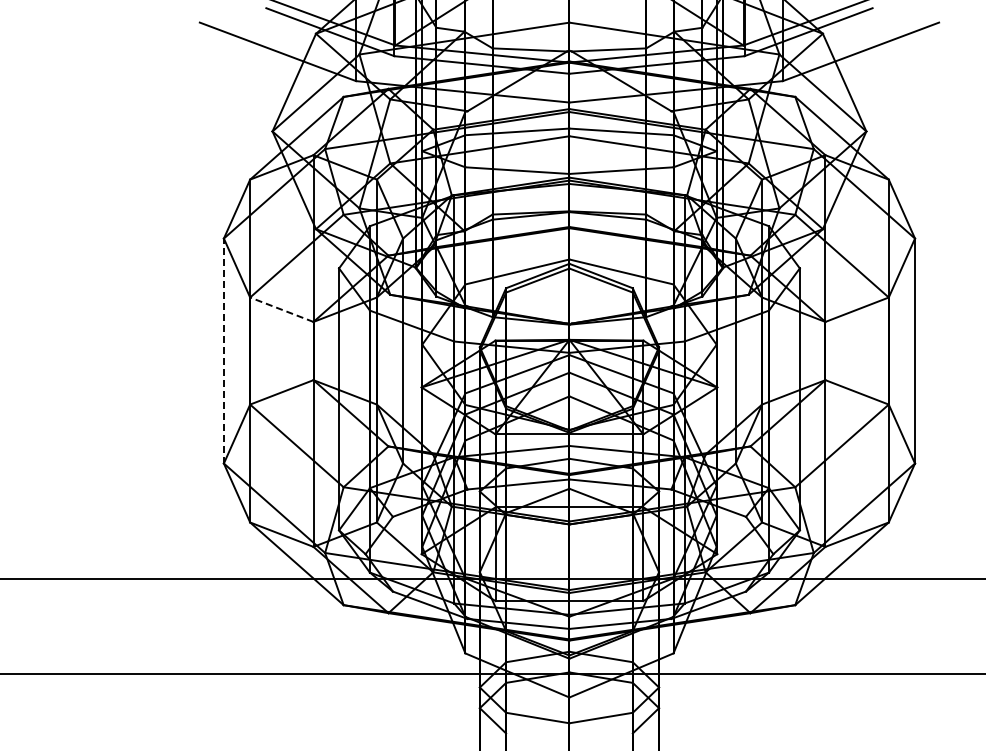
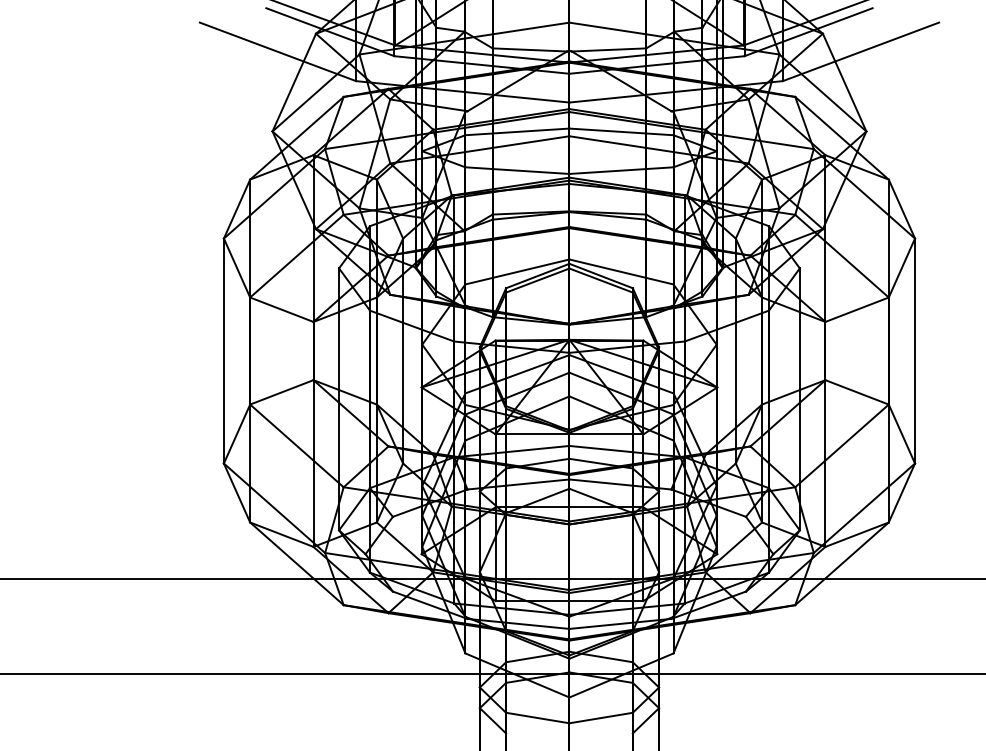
line: dashed -> solid (281, 309)
line: dashed -> solid (223, 350)
